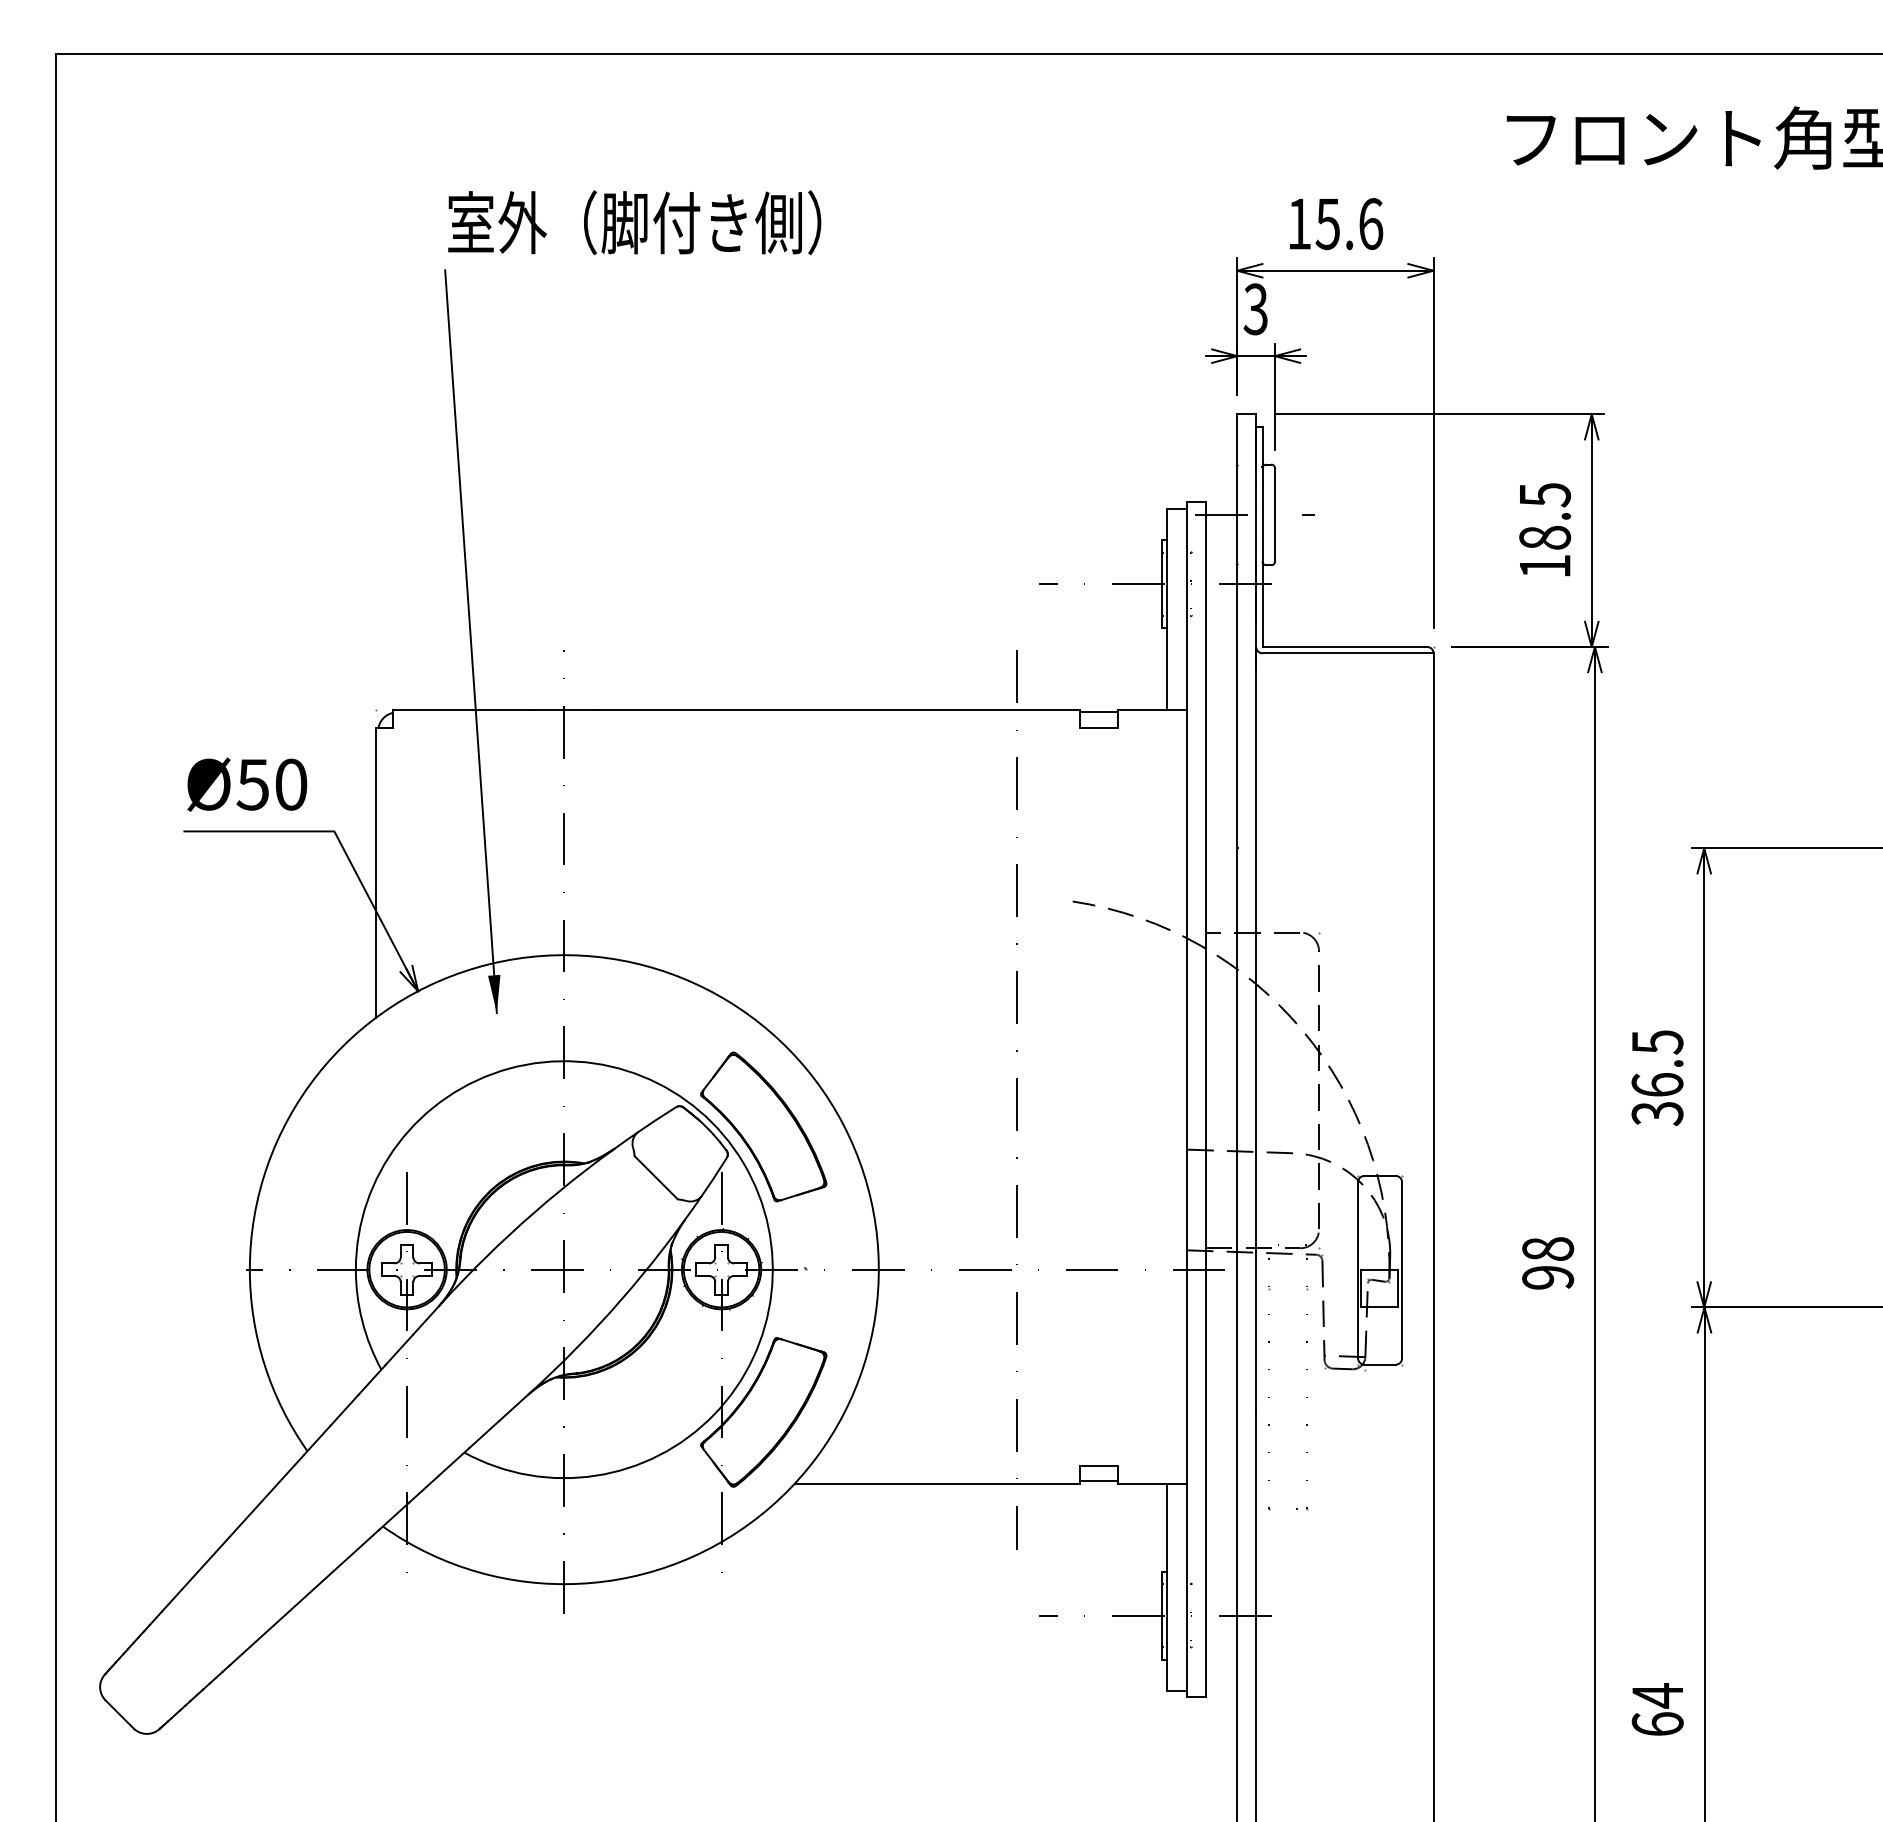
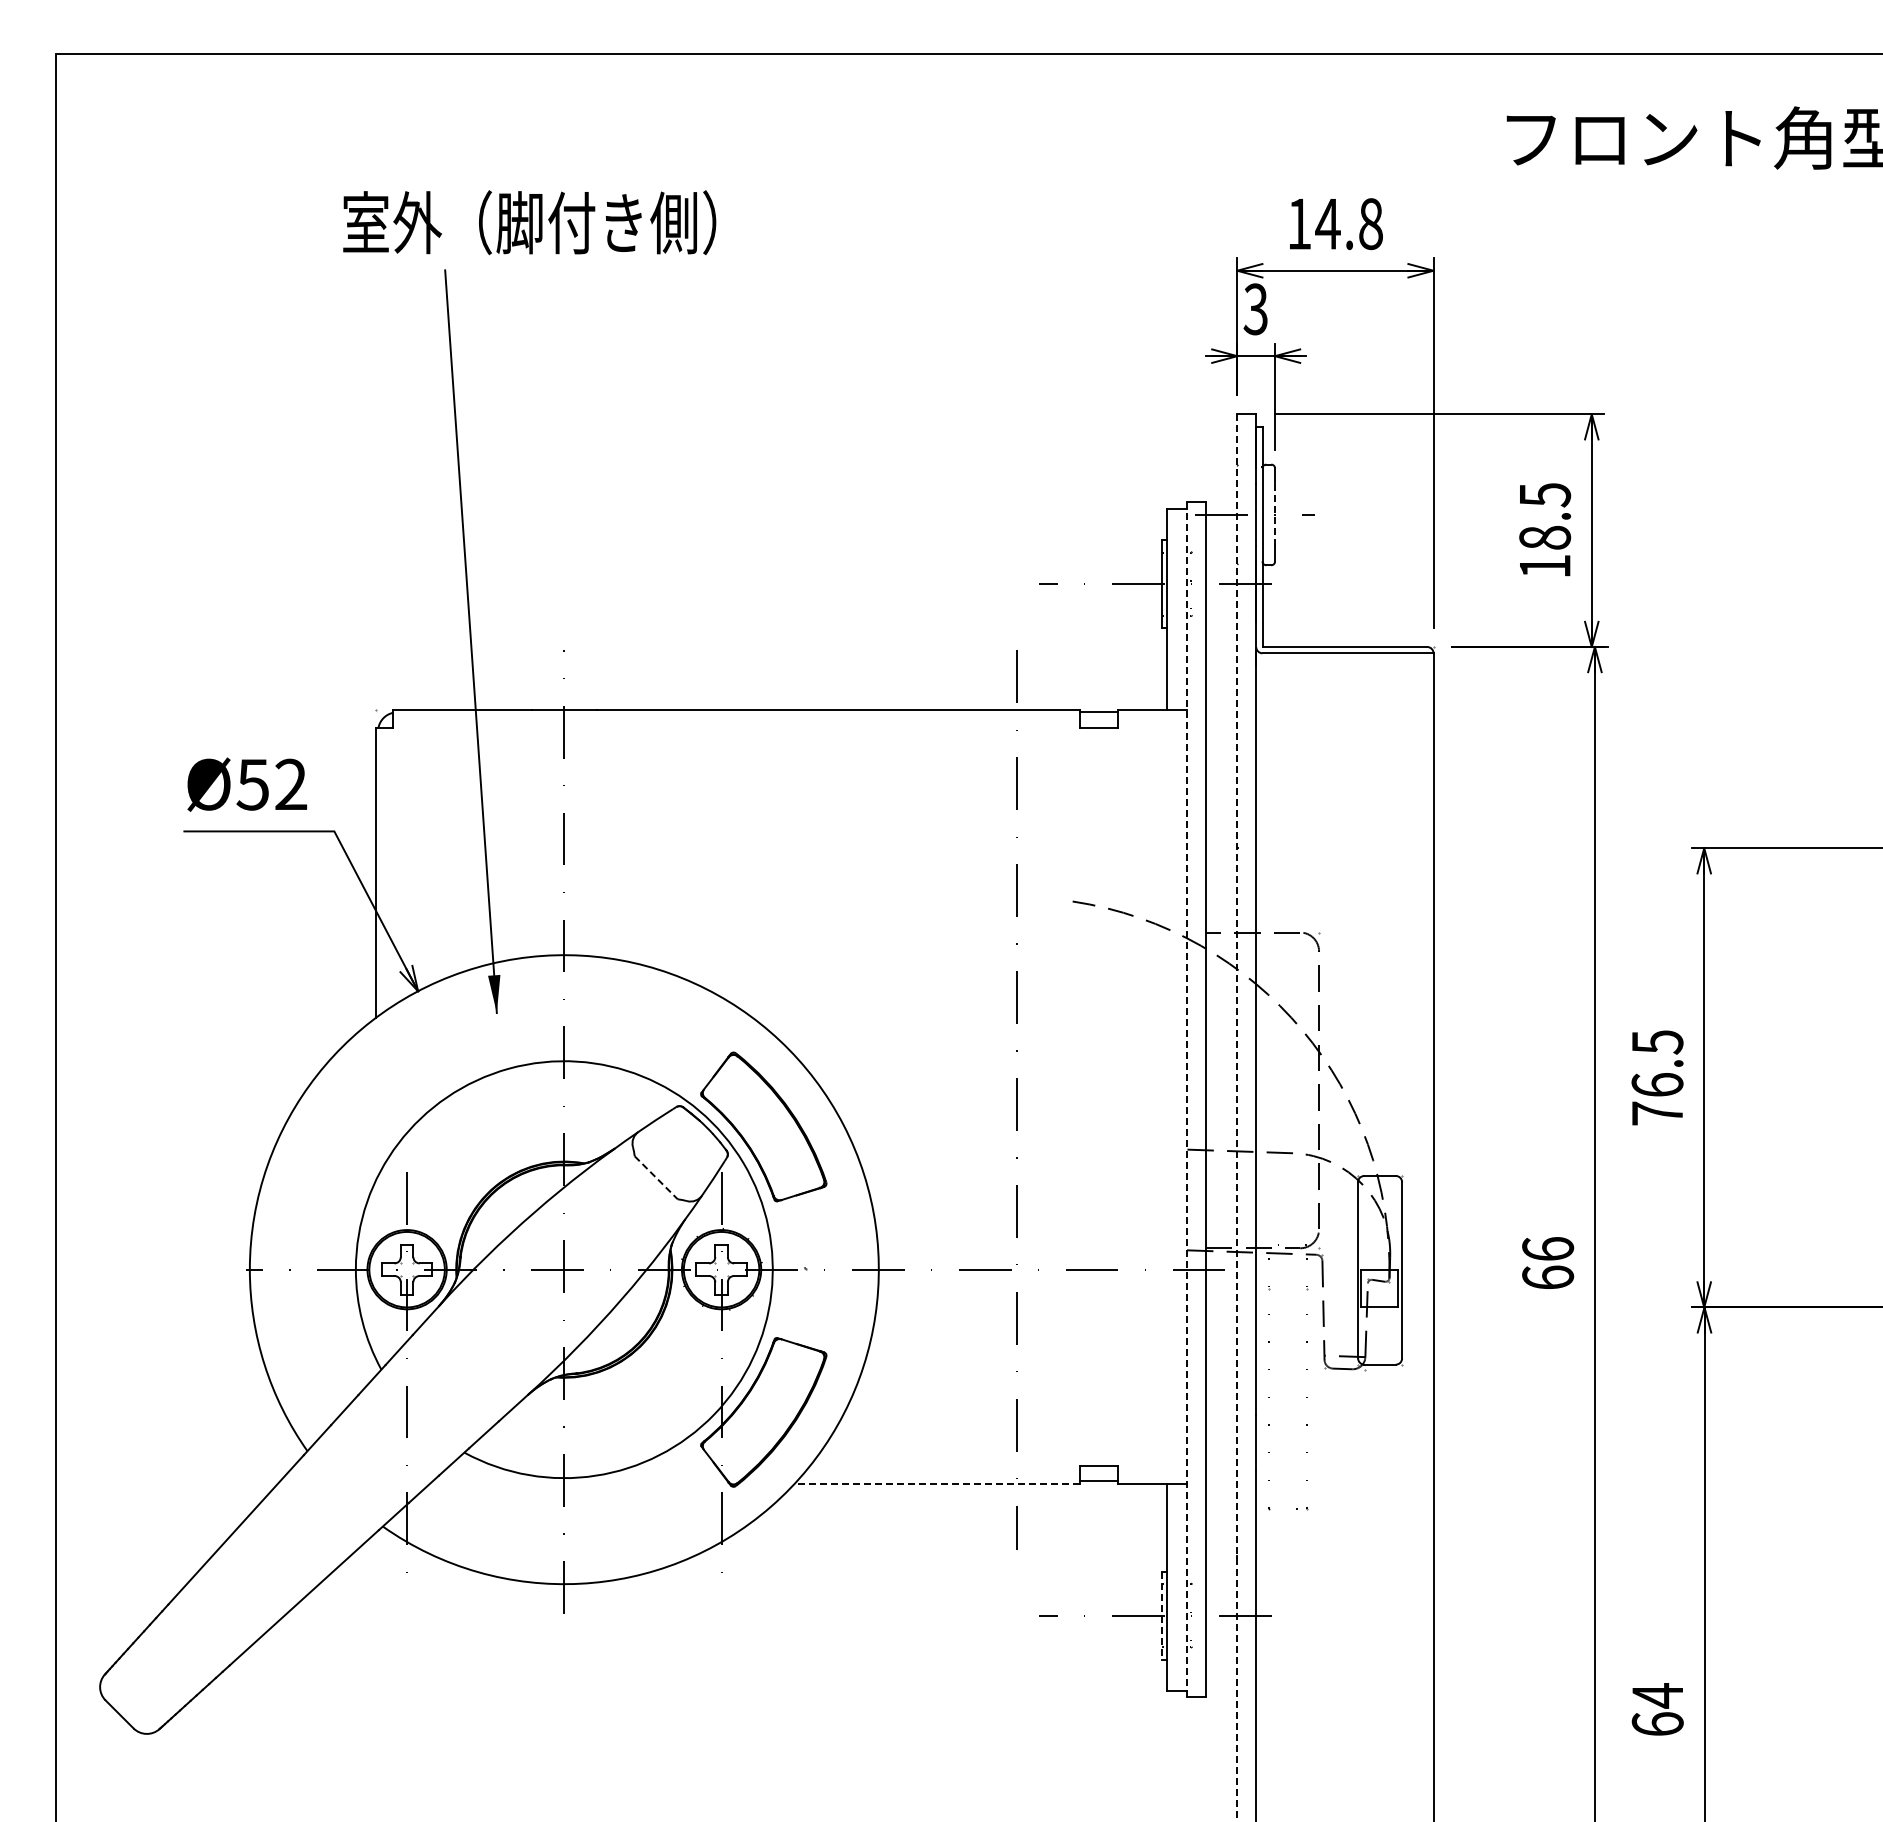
text position: (634, 222) -> (529, 222) (529, 222)
text: 15.6 -> 14.8 (1349, 224)
line: solid -> dashed (1275, 514)
text: Ø50 -> Ø52 (291, 784)
line: solid -> dashed (1187, 1099)
text: 36.5 -> 76.5 (1657, 1113)
line: solid -> dashed (1237, 1117)
line: solid -> dashed (656, 1178)
text: 98 -> 66 (1548, 1263)
line: solid -> dashed (937, 1483)
line: solid -> dashed (1161, 1616)
